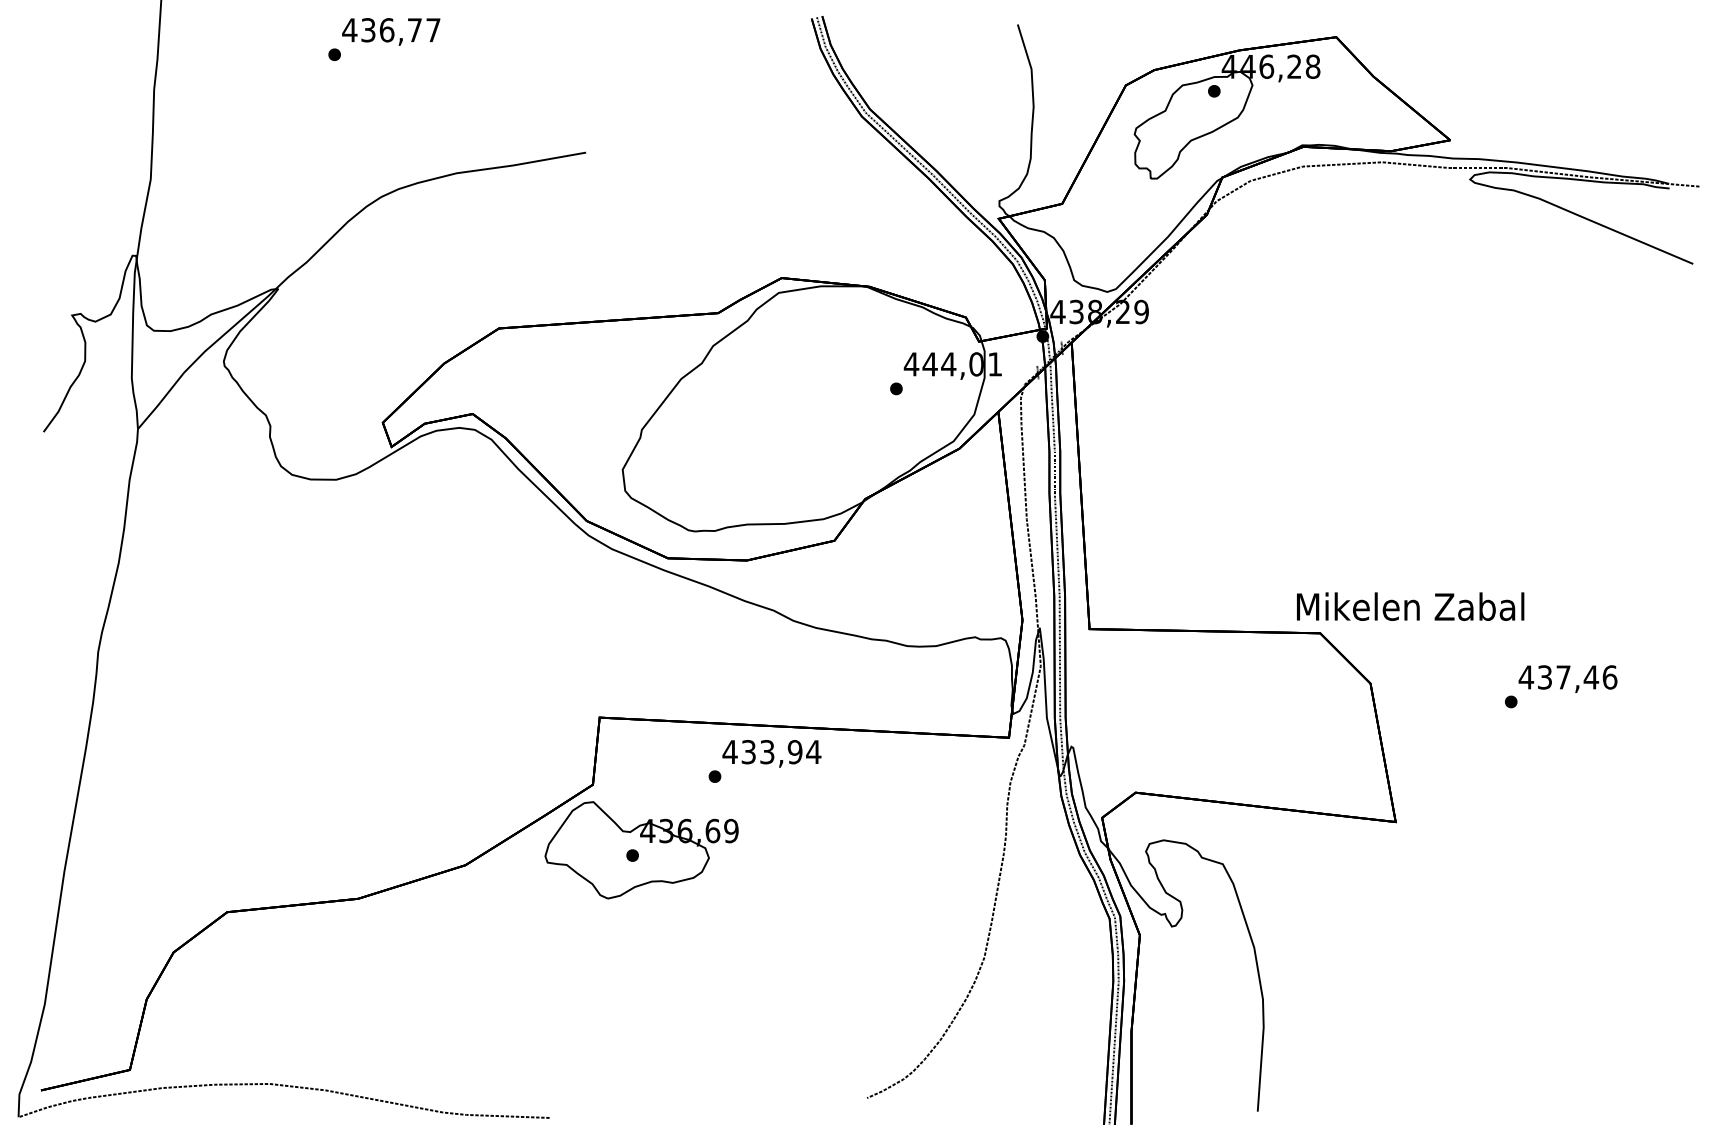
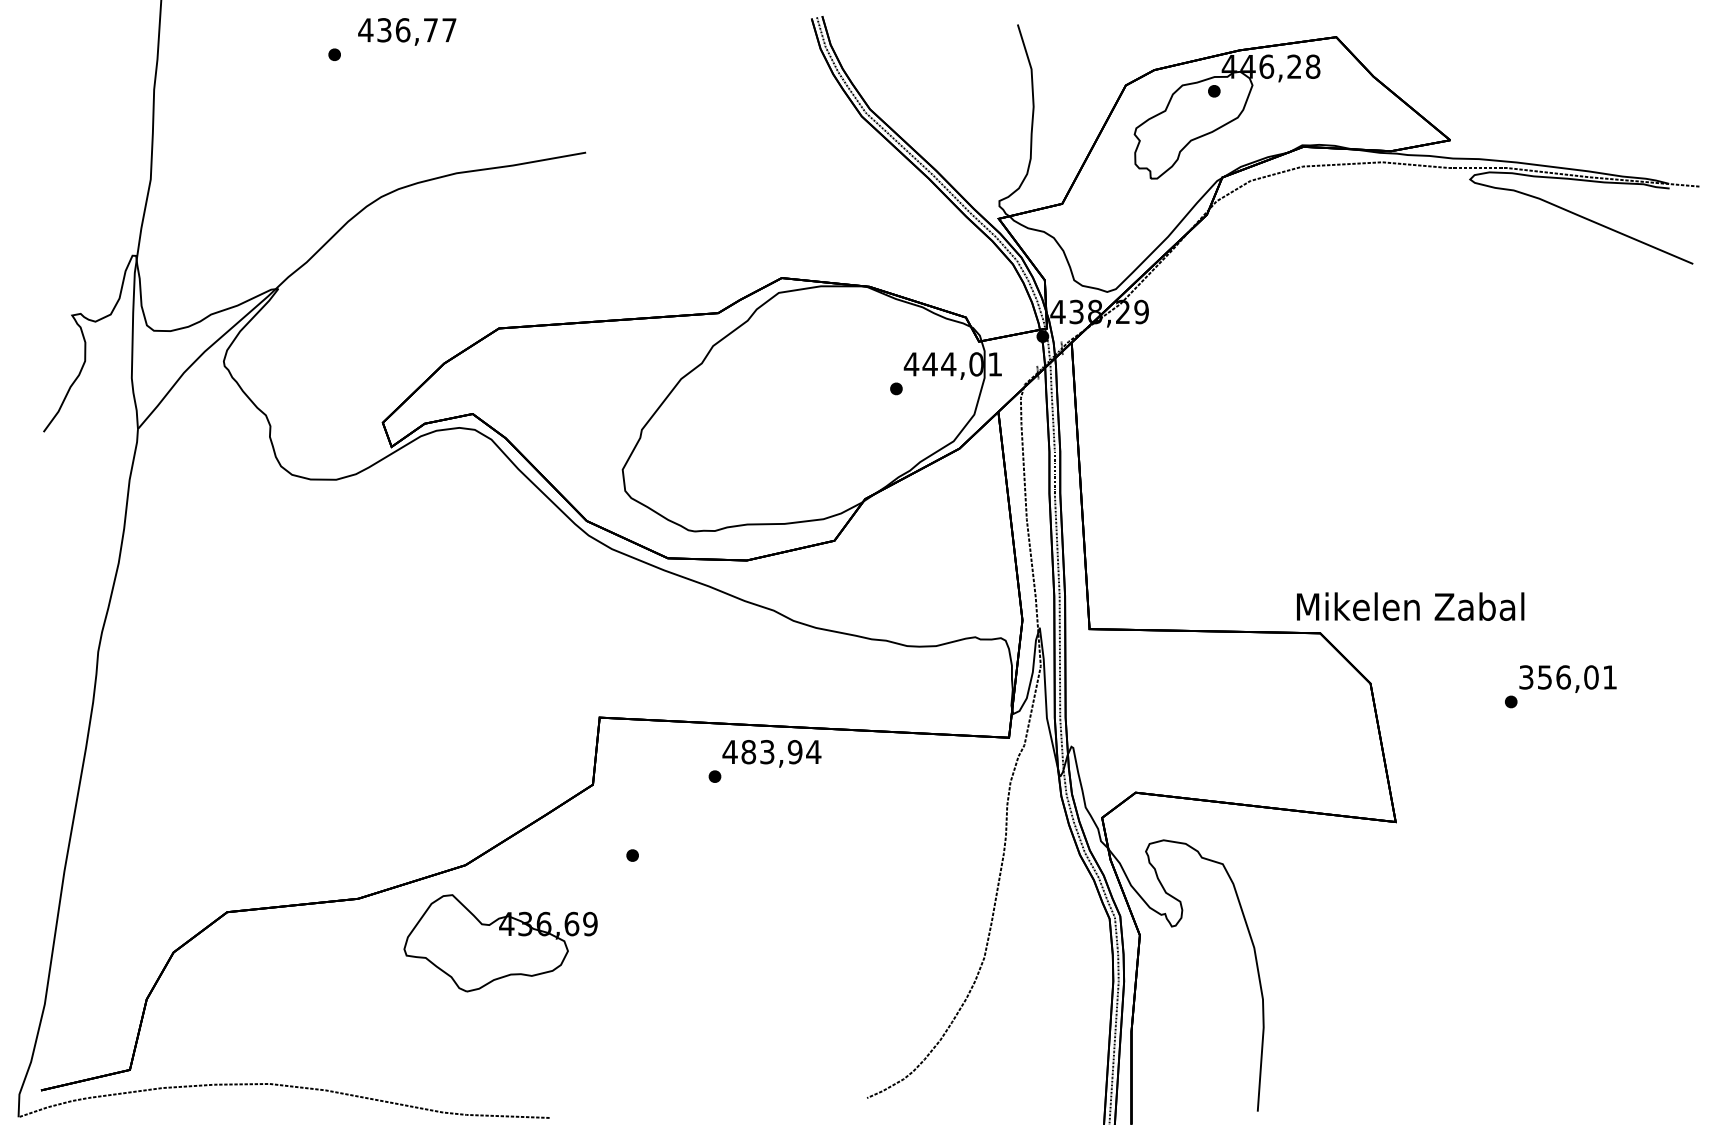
text position: (391, 31) -> (407, 31) (407, 31)
text: 437,46 -> 356,01 (1567, 677)
text: 433,94 -> 483,94 (748, 752)
part position: (641, 850) -> (500, 943) (500, 943)
